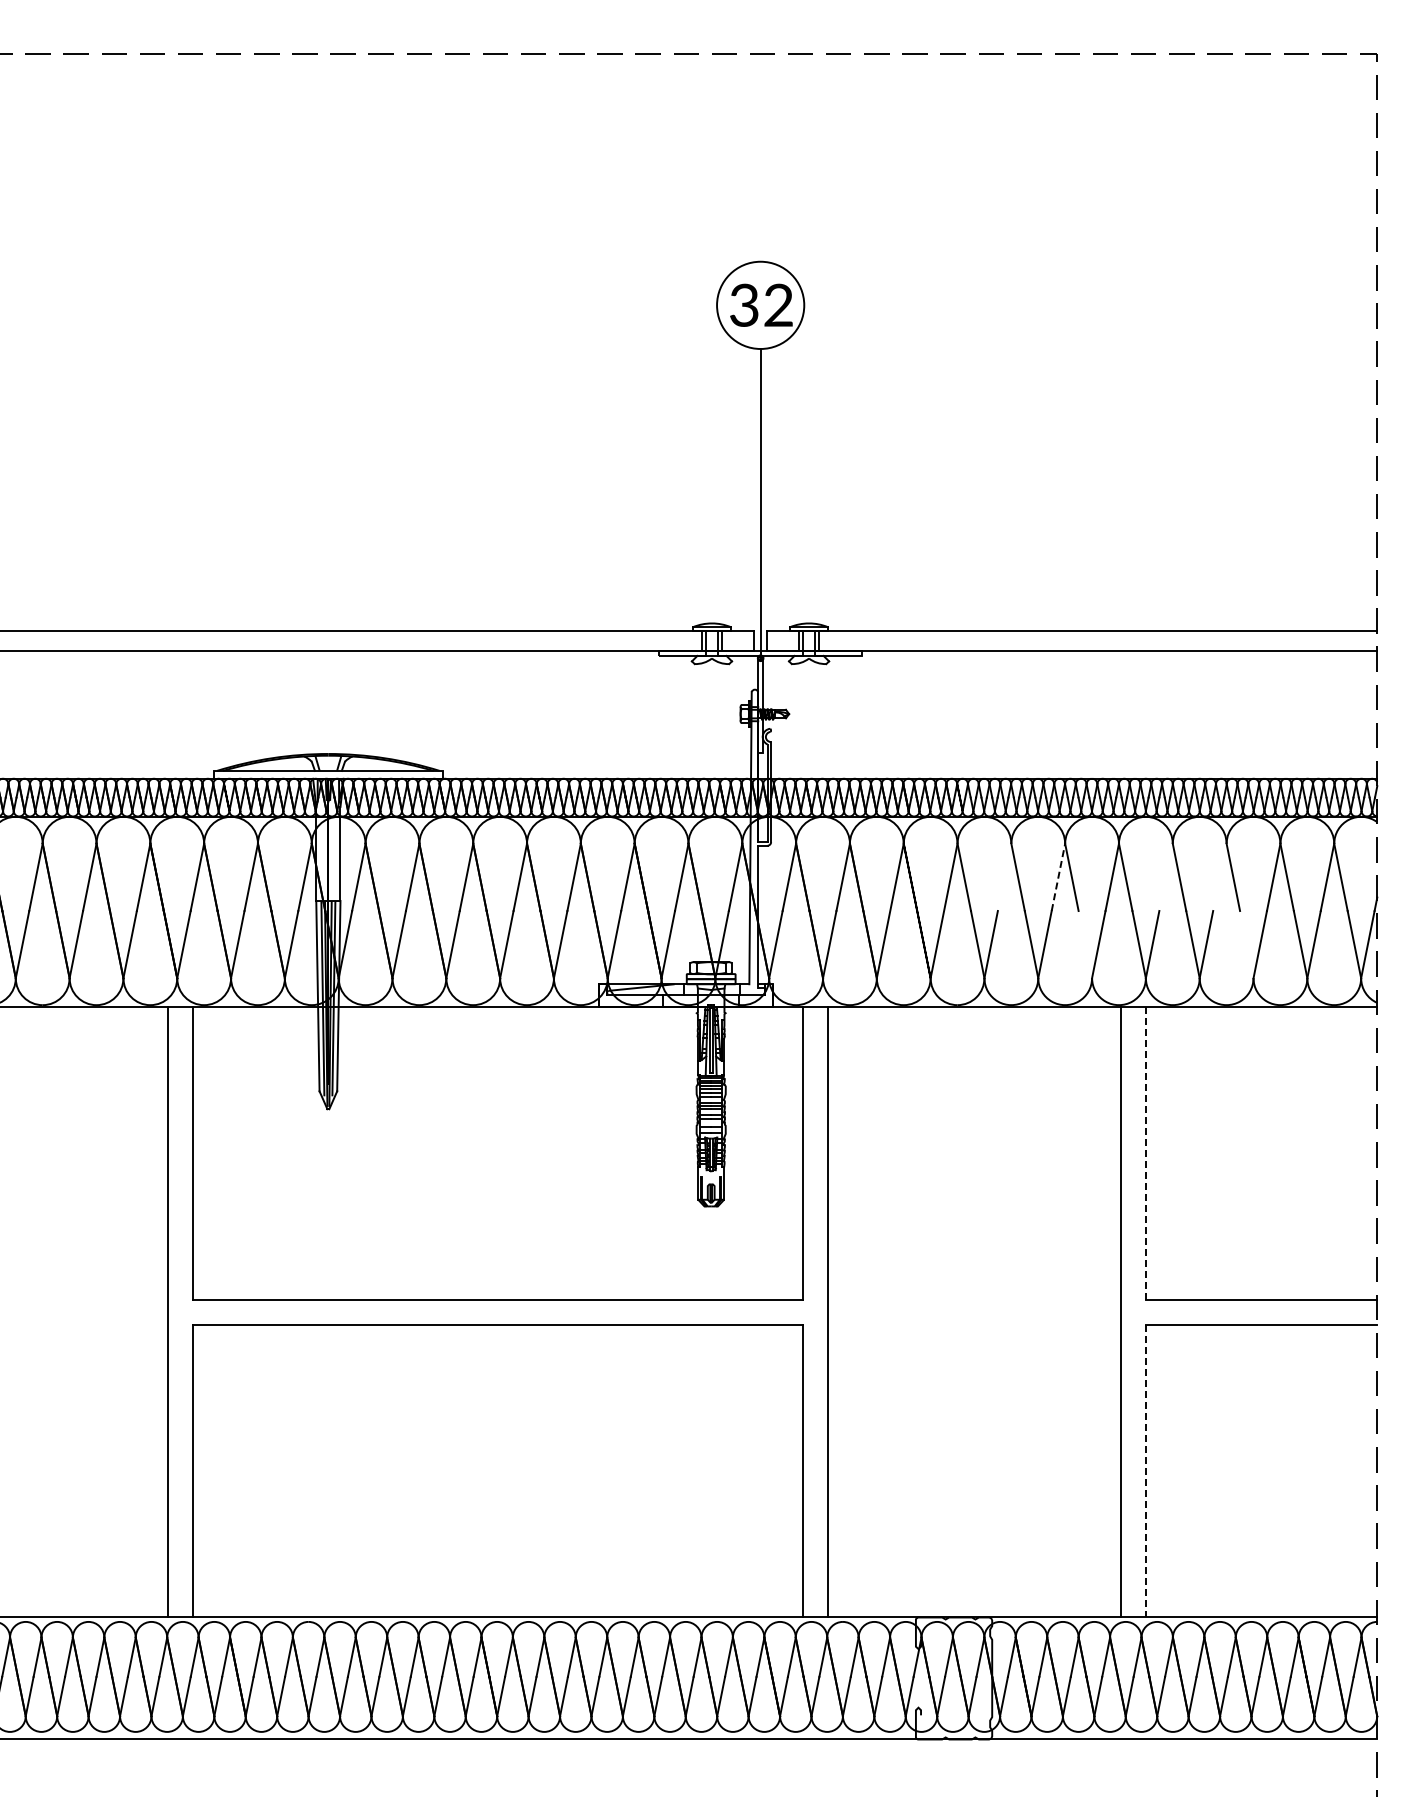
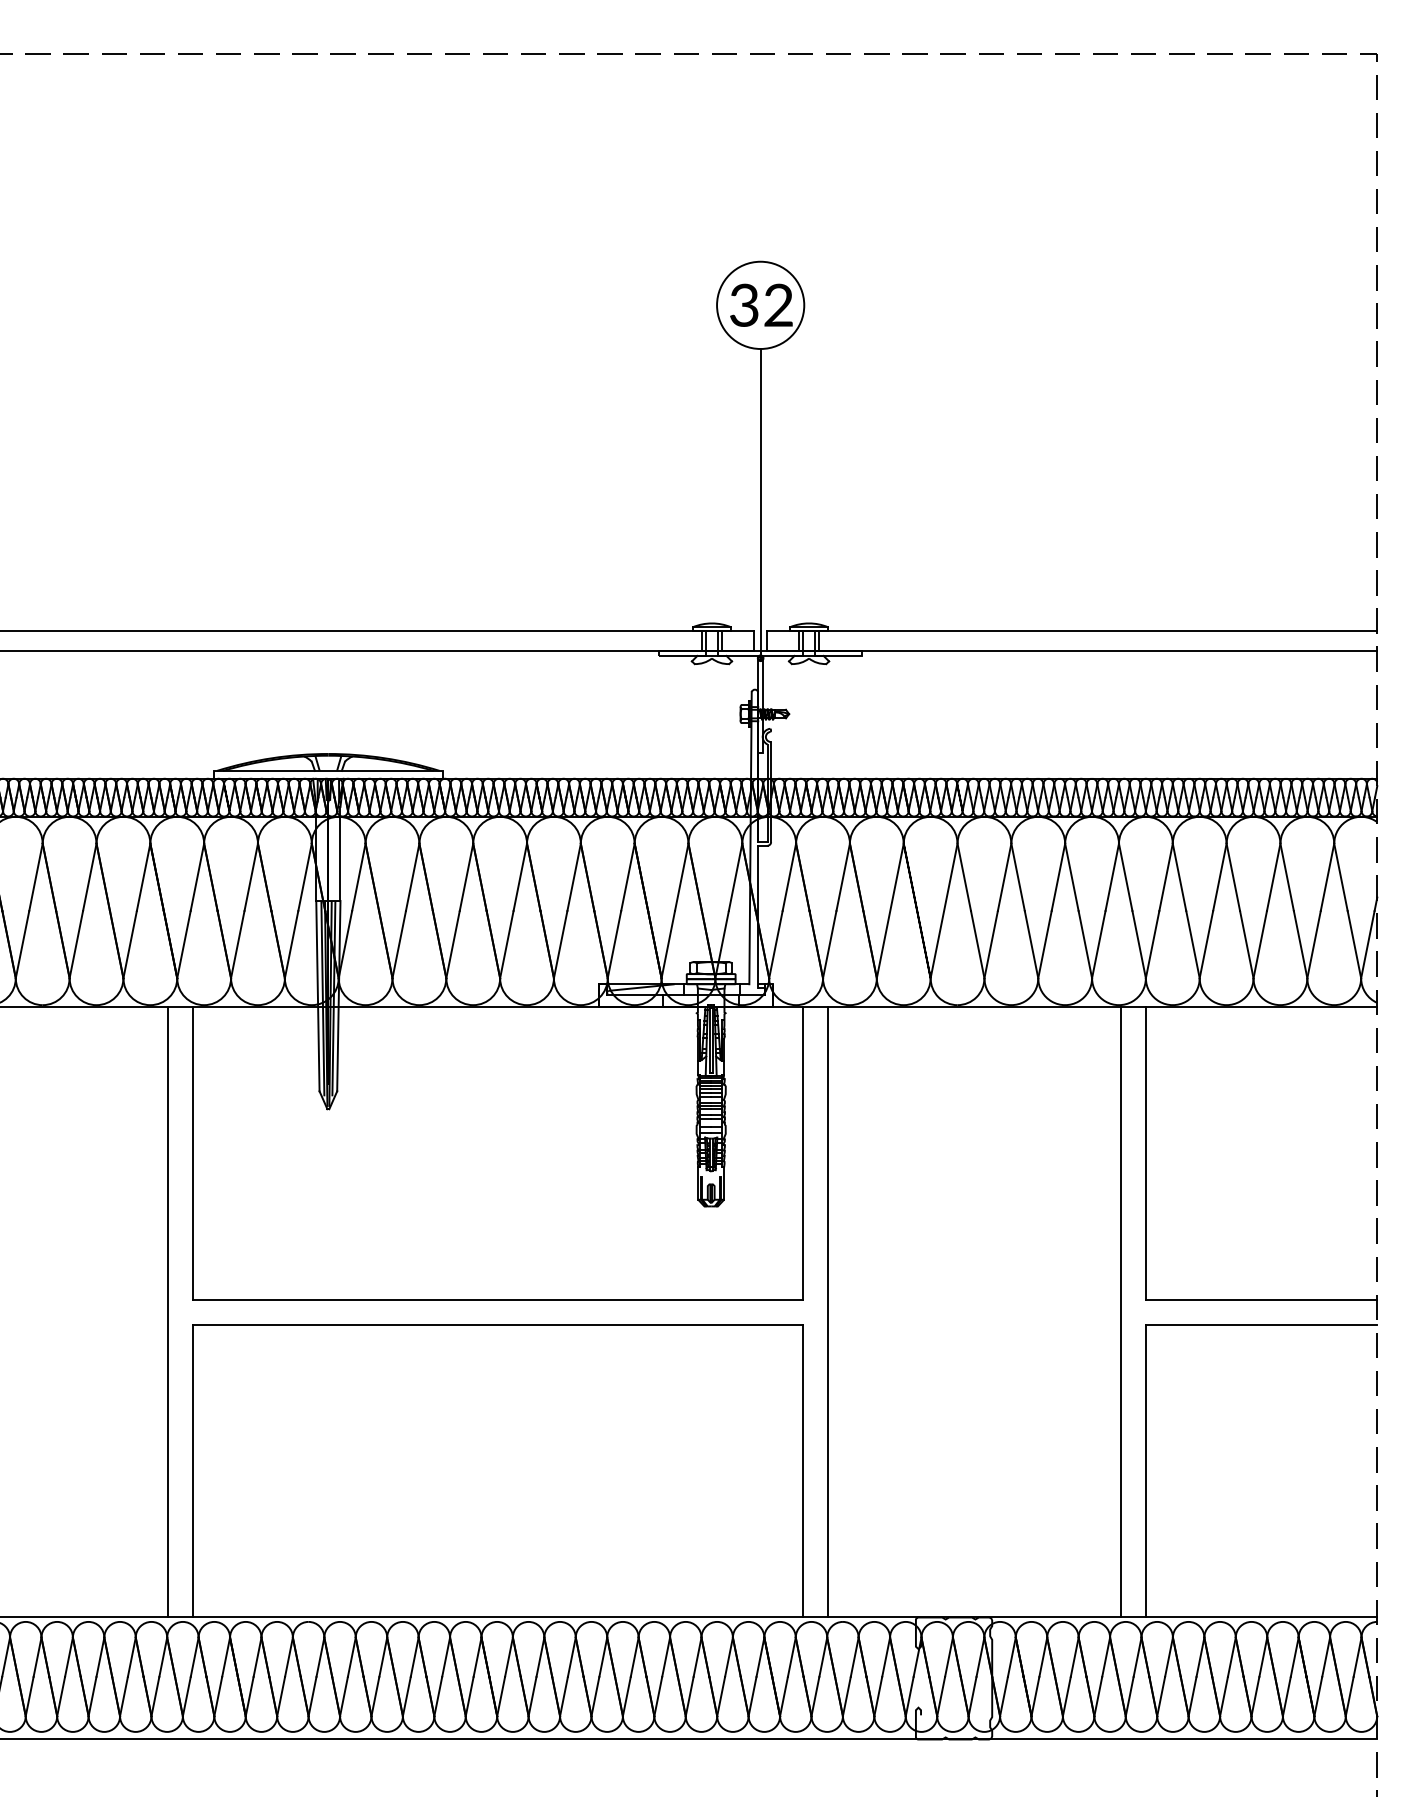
line: dashed -> solid (1058, 876)
line: none -> present (1004, 877)
line: none -> present (1165, 877)
line: none -> present (1219, 877)
line: none -> present (1085, 944)
line: none -> present (1246, 944)
line: dashed -> solid (1146, 1154)
line: dashed -> solid (1146, 1471)
